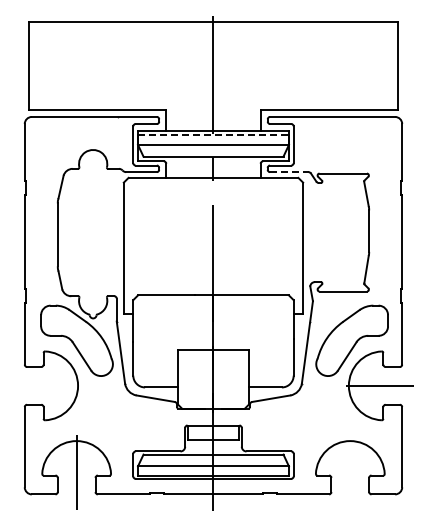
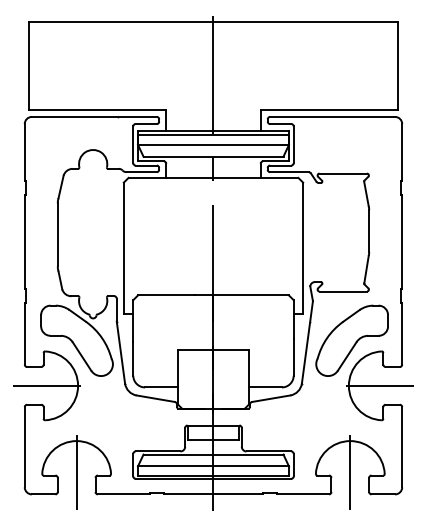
line: dashed -> solid (213, 135)
line: dashed -> solid (289, 172)
line: none -> present (46, 385)
line: none -> present (350, 471)
